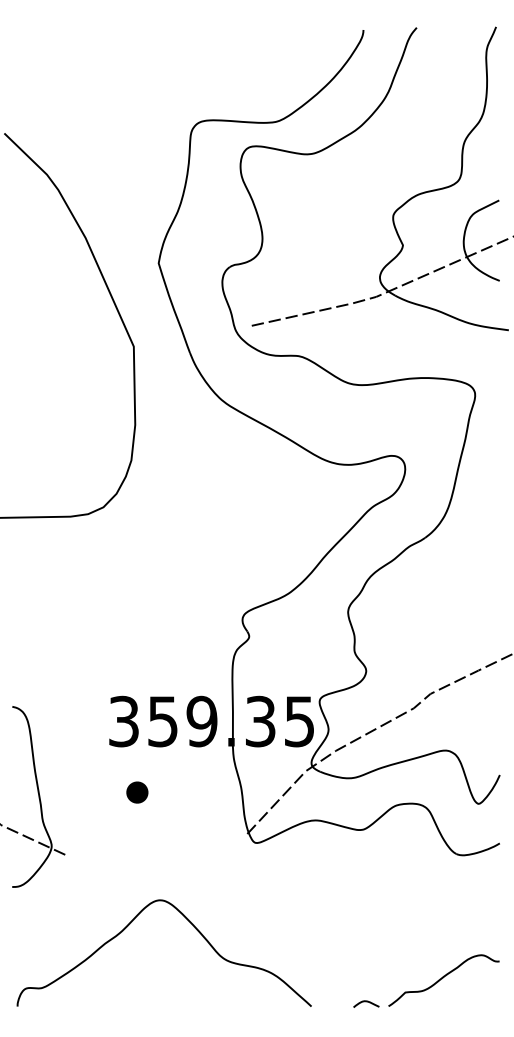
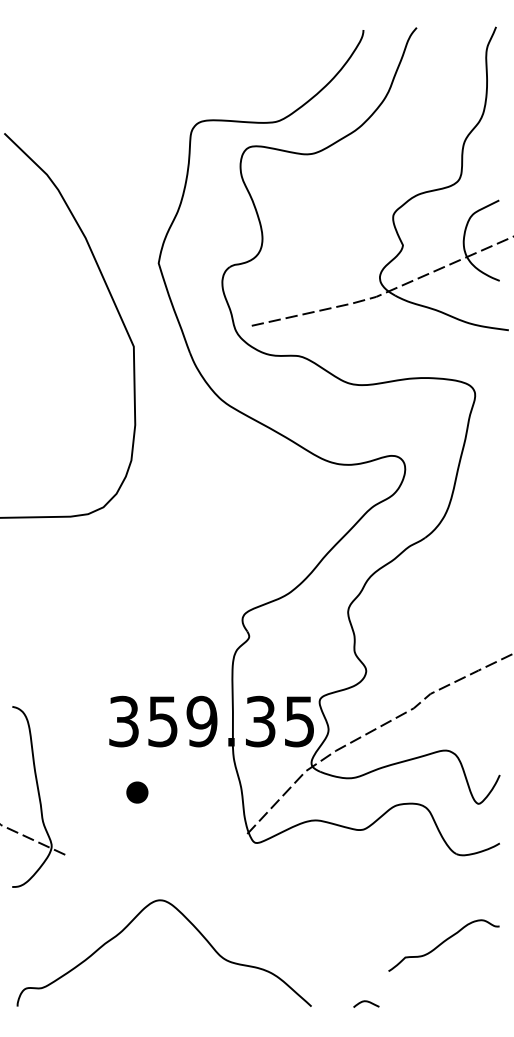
curve position: (442, 979) -> (442, 944) (442, 944)
